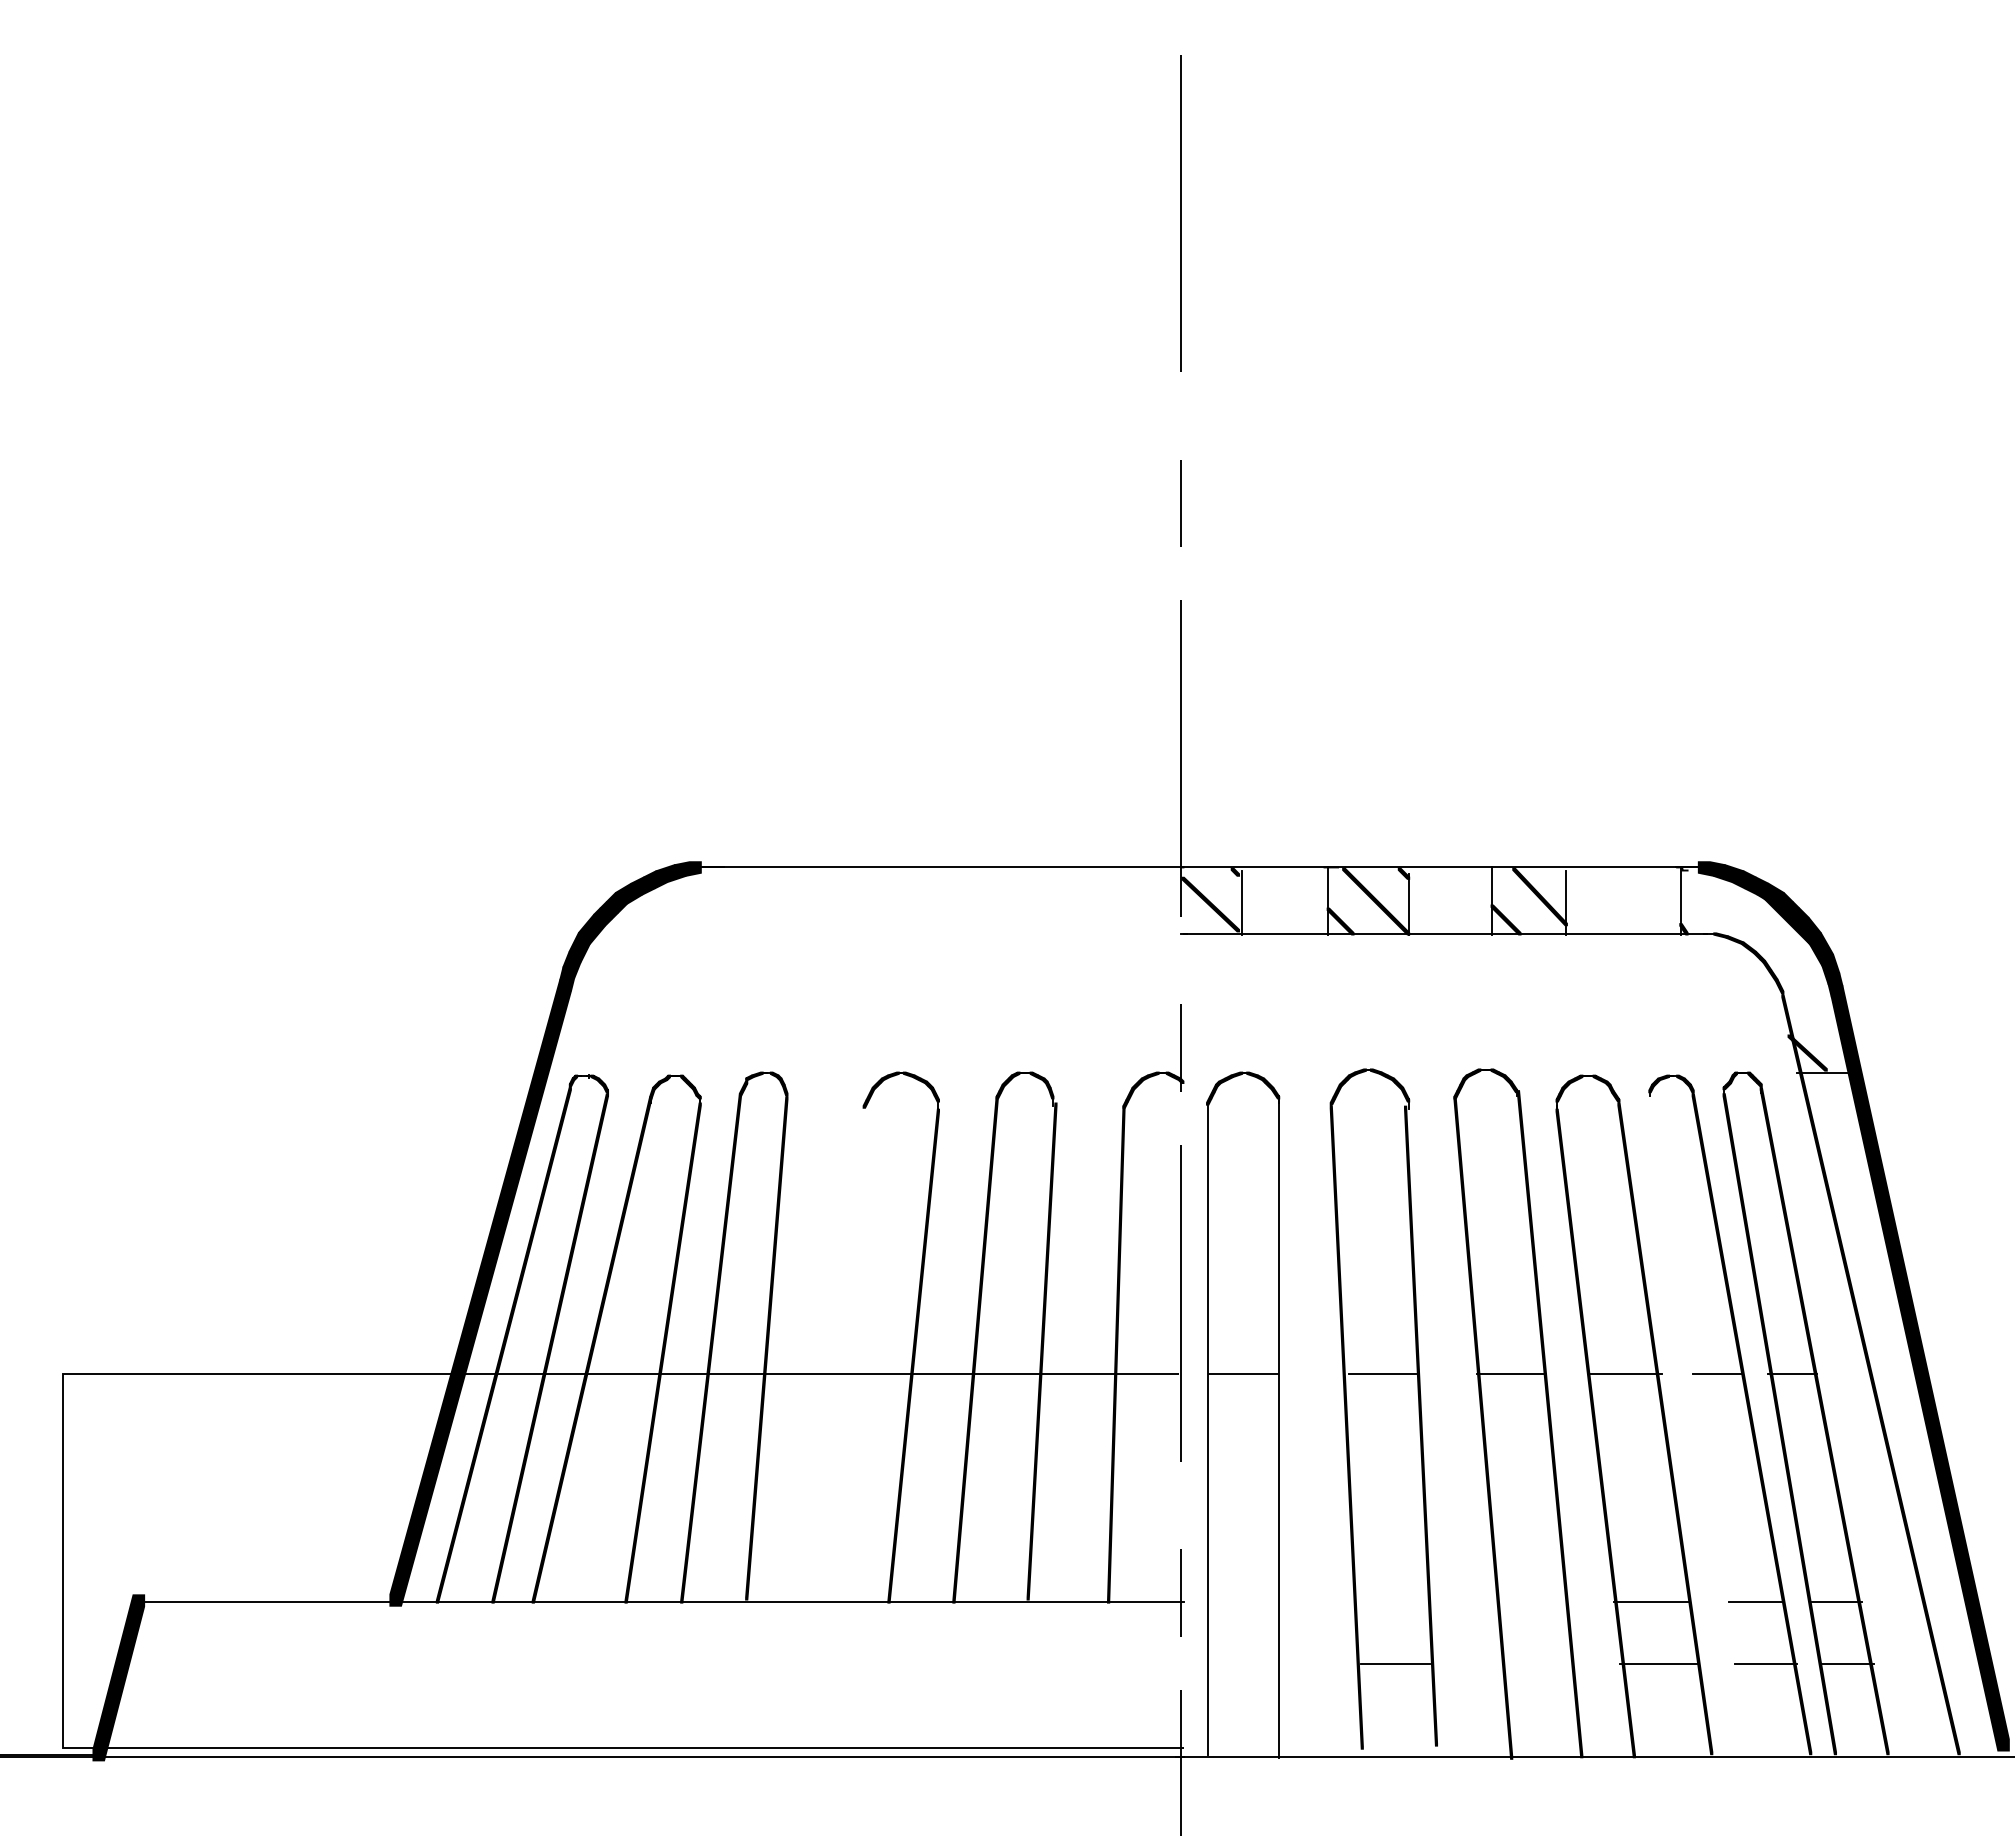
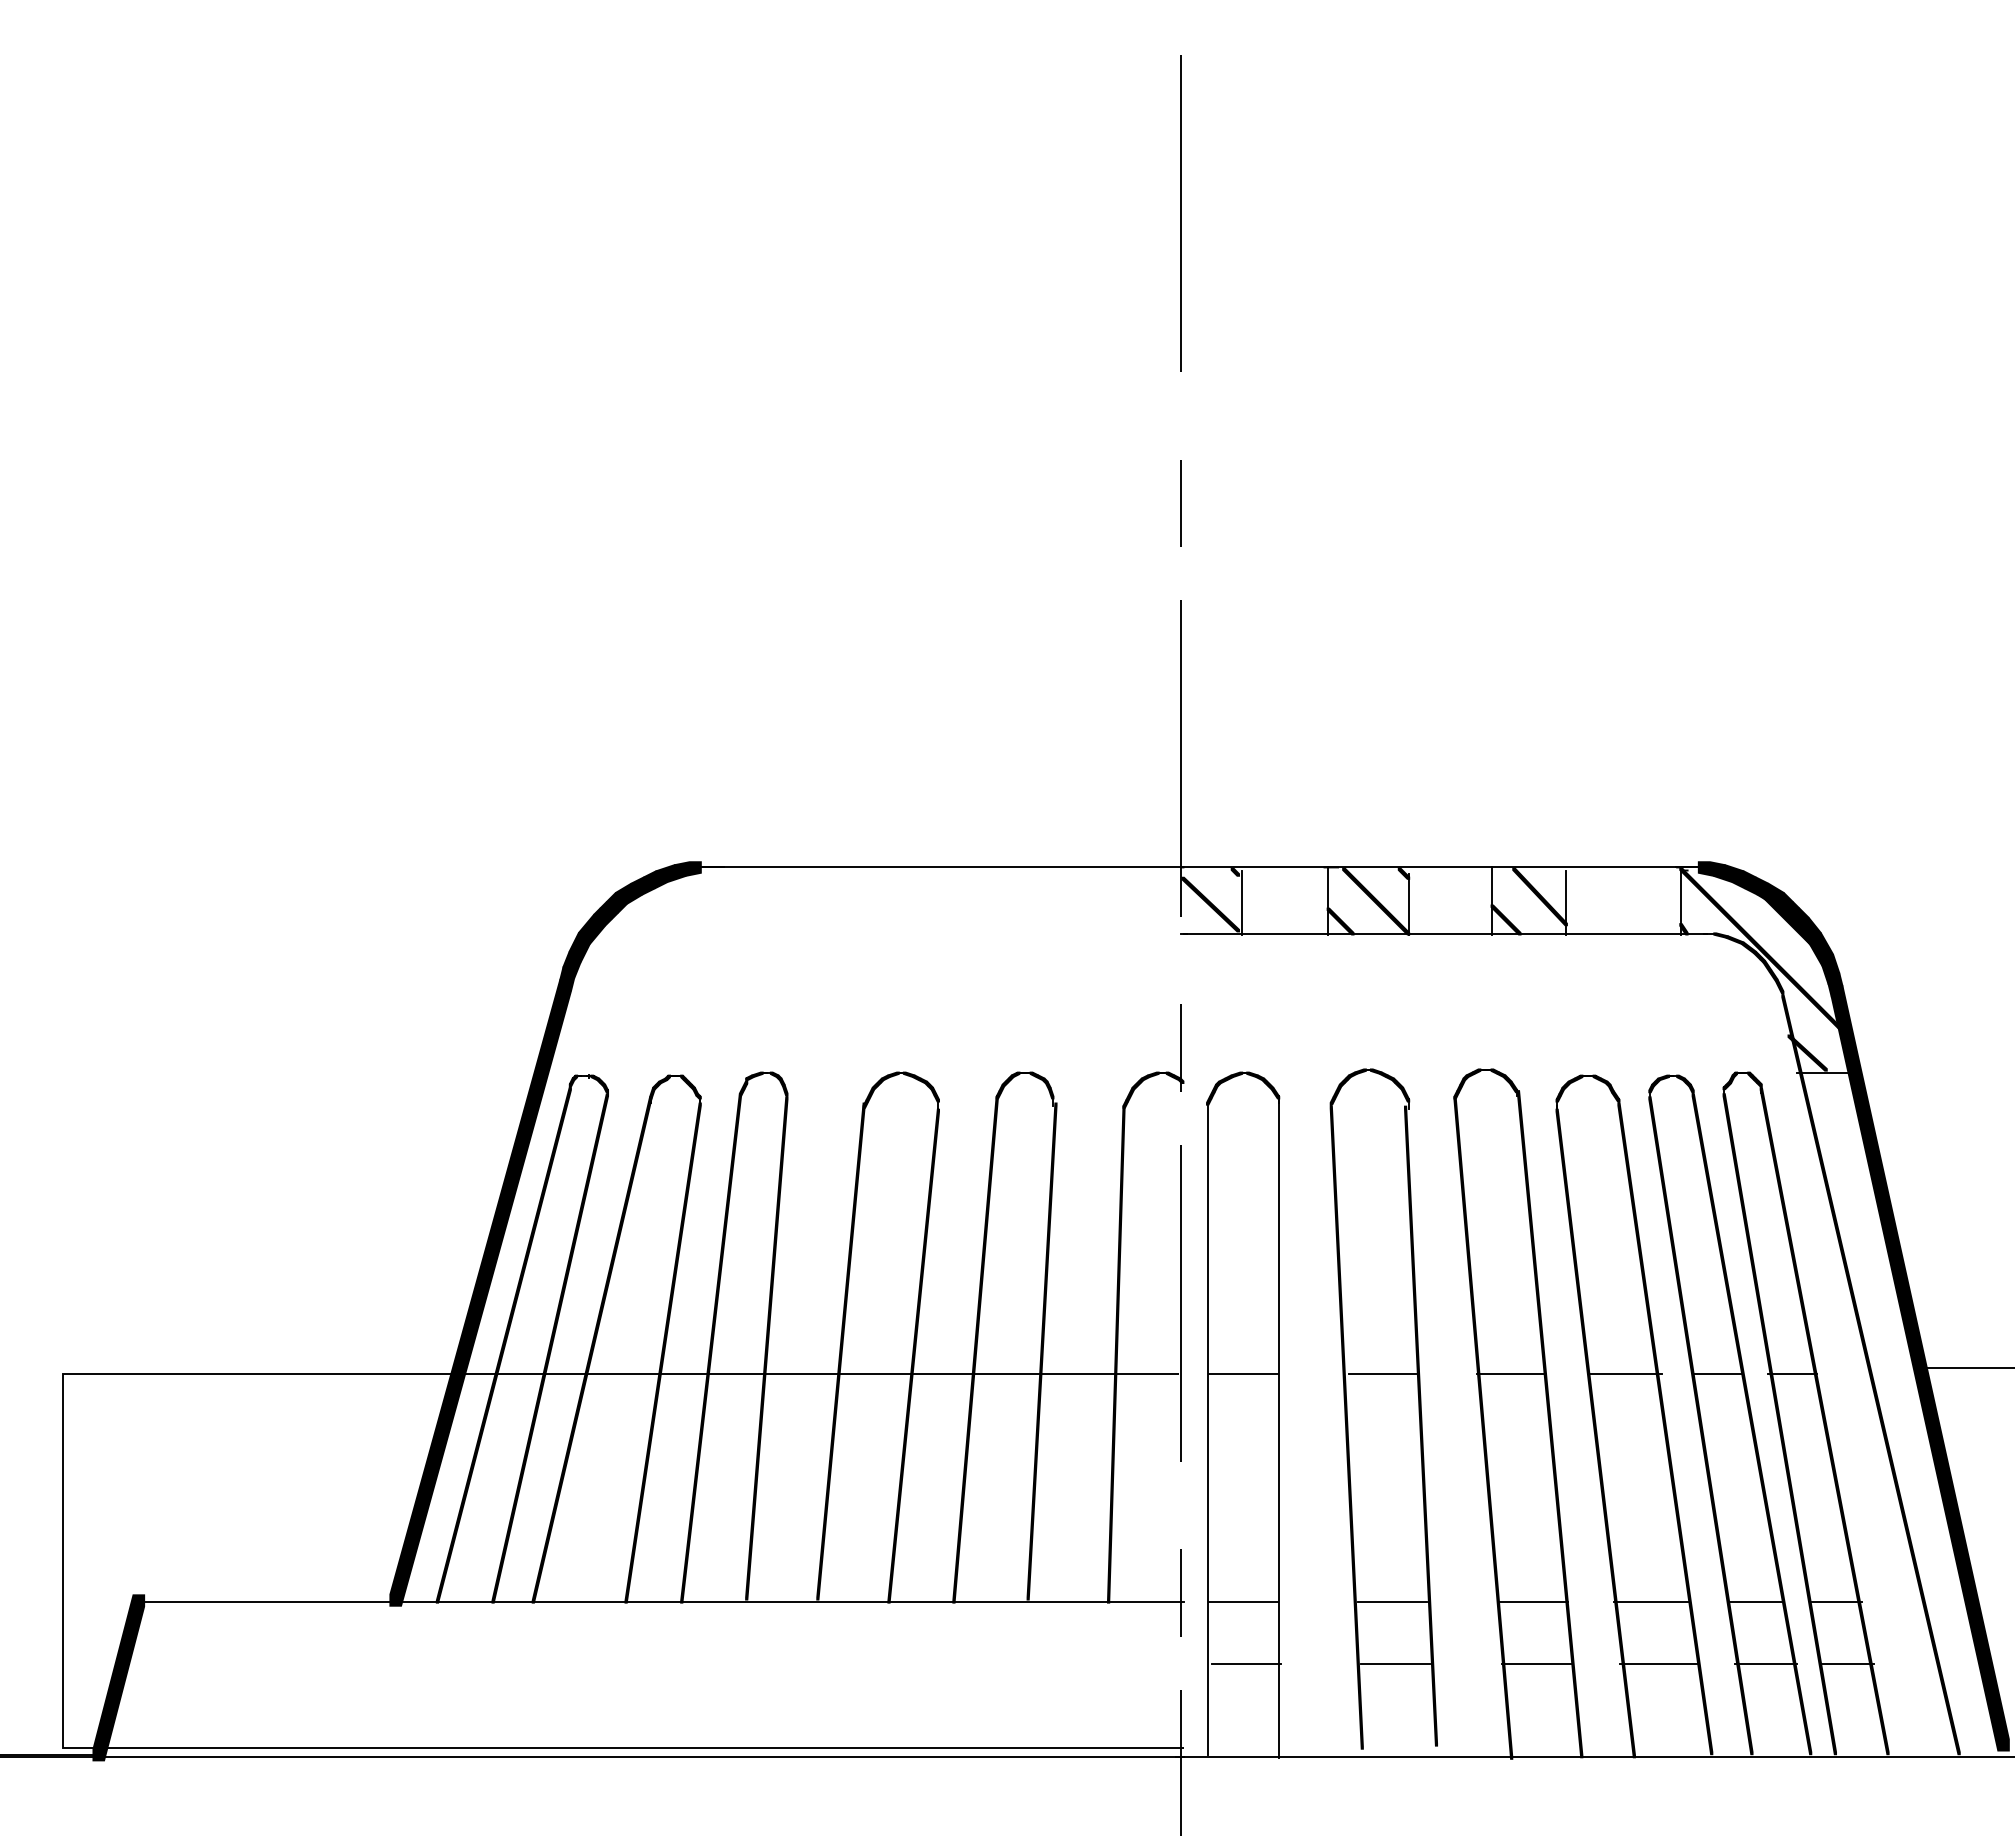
fill: none -> present (1764, 952)
fill: none -> present (840, 1351)
line: none -> present (1965, 1367)
fill: none -> present (1700, 1425)
line: none -> present (1242, 1602)
line: none -> present (1392, 1602)
line: none -> present (1532, 1602)
line: none -> present (1245, 1663)
line: none -> present (1536, 1663)
